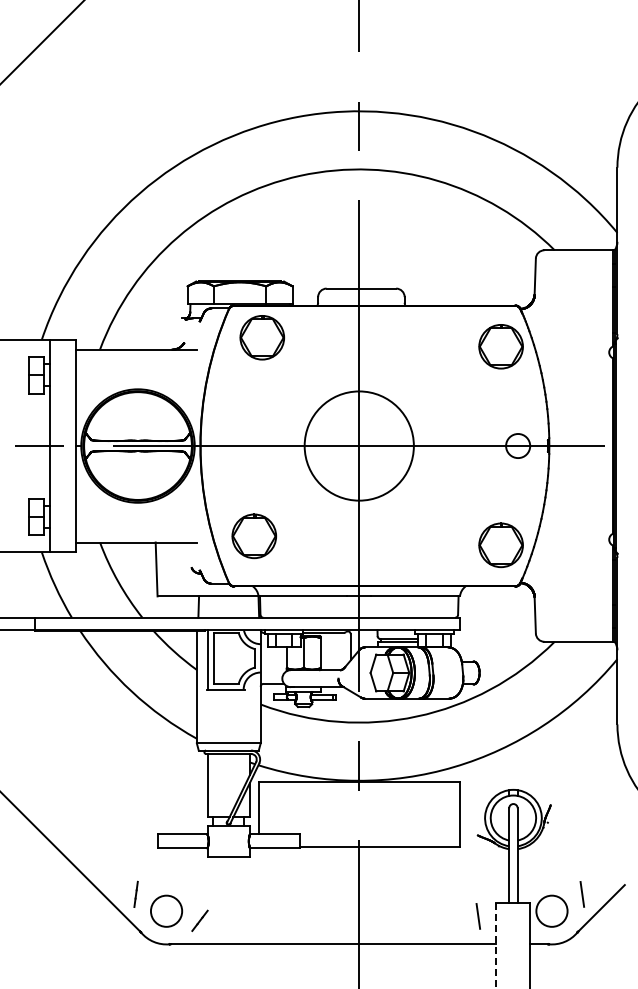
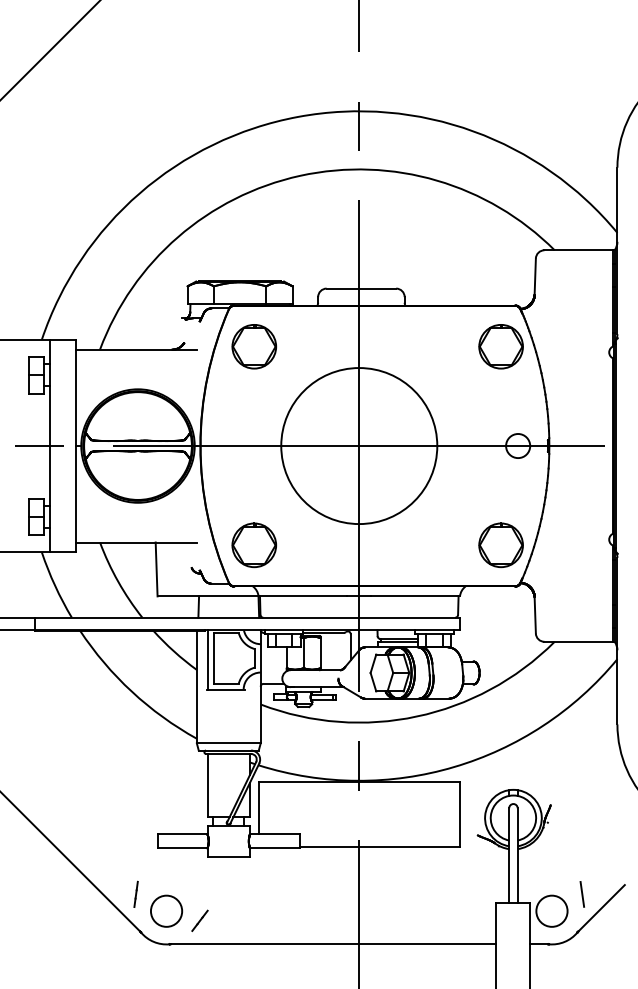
line position: (42, 42) -> (50, 50) (50, 50)
part position: (261, 337) -> (253, 346) (253, 346)
circle diameter: 109 px -> 156 px (359, 446)
part position: (253, 536) -> (253, 545) (253, 545)
line: present -> none (477, 916)
line: dashed -> solid (496, 946)
